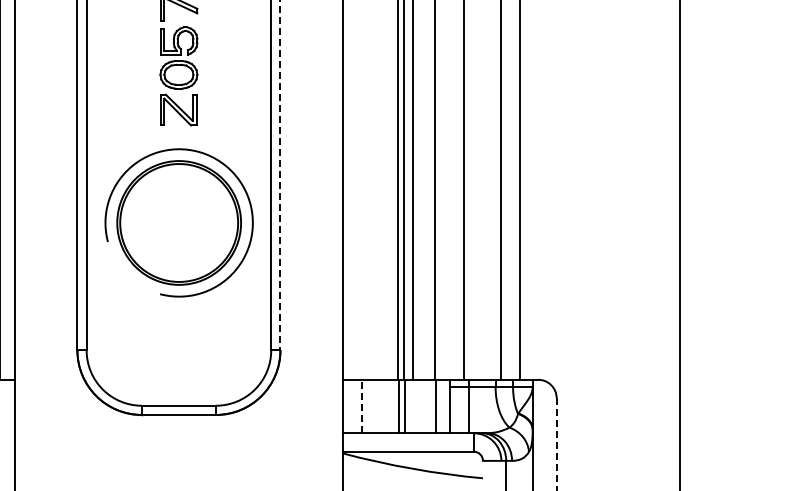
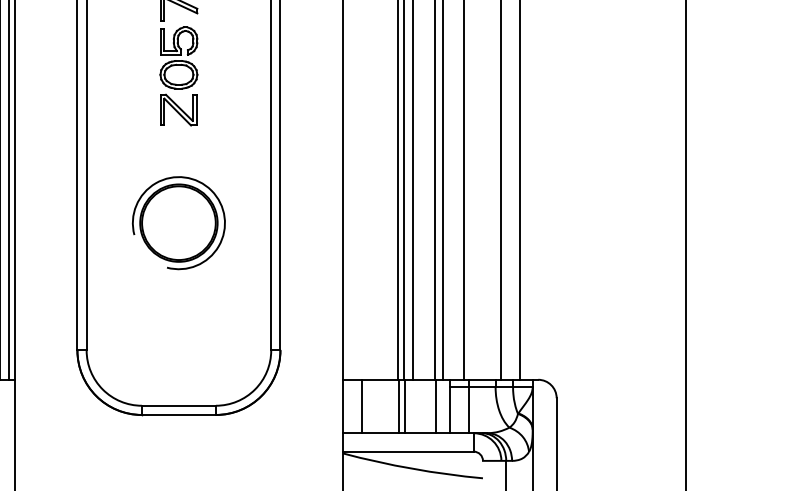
line: dashed -> solid (280, 175)
line: none -> present (9, 190)
line: none -> present (443, 190)
part size: 150x150 px -> 95x95 px (178, 223)
line position: (679, 244) -> (685, 244) (685, 244)
line: dashed -> solid (362, 406)
line: dashed -> solid (556, 445)
